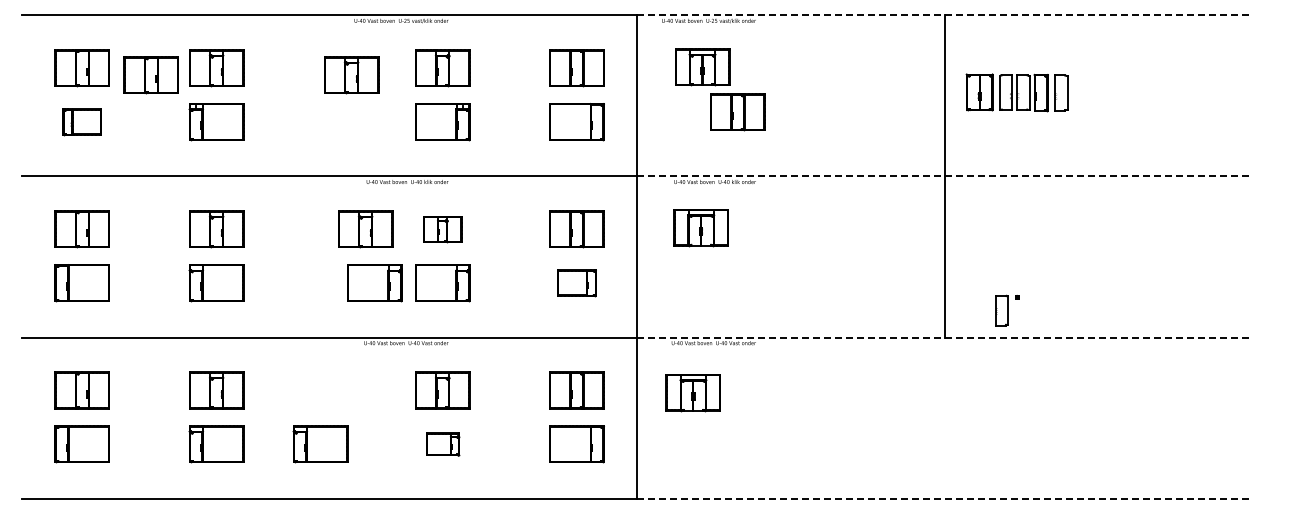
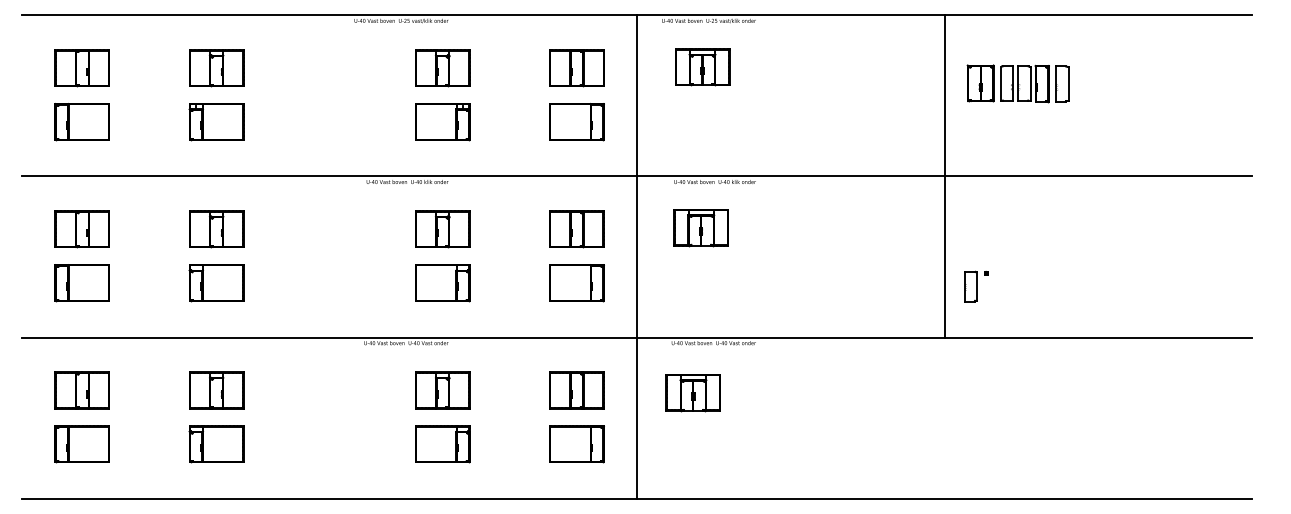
line: dashed -> solid (944, 15)
part: present -> none (150, 75)
part: present -> none (351, 75)
part position: (1016, 92) -> (1017, 83) (1017, 83)
part: present -> none (737, 112)
part size: 40x29 px -> 56x39 px (81, 122)
line: dashed -> solid (944, 176)
part: present -> none (365, 229)
part size: 40x28 px -> 56x39 px (442, 229)
part: present -> none (374, 283)
part size: 40x29 px -> 56x39 px (576, 283)
part position: (1007, 310) -> (976, 286) (976, 286)
line: dashed -> solid (944, 337)
part: present -> none (320, 444)
part size: 35x25 px -> 56x39 px (442, 444)
line: dashed -> solid (944, 498)
